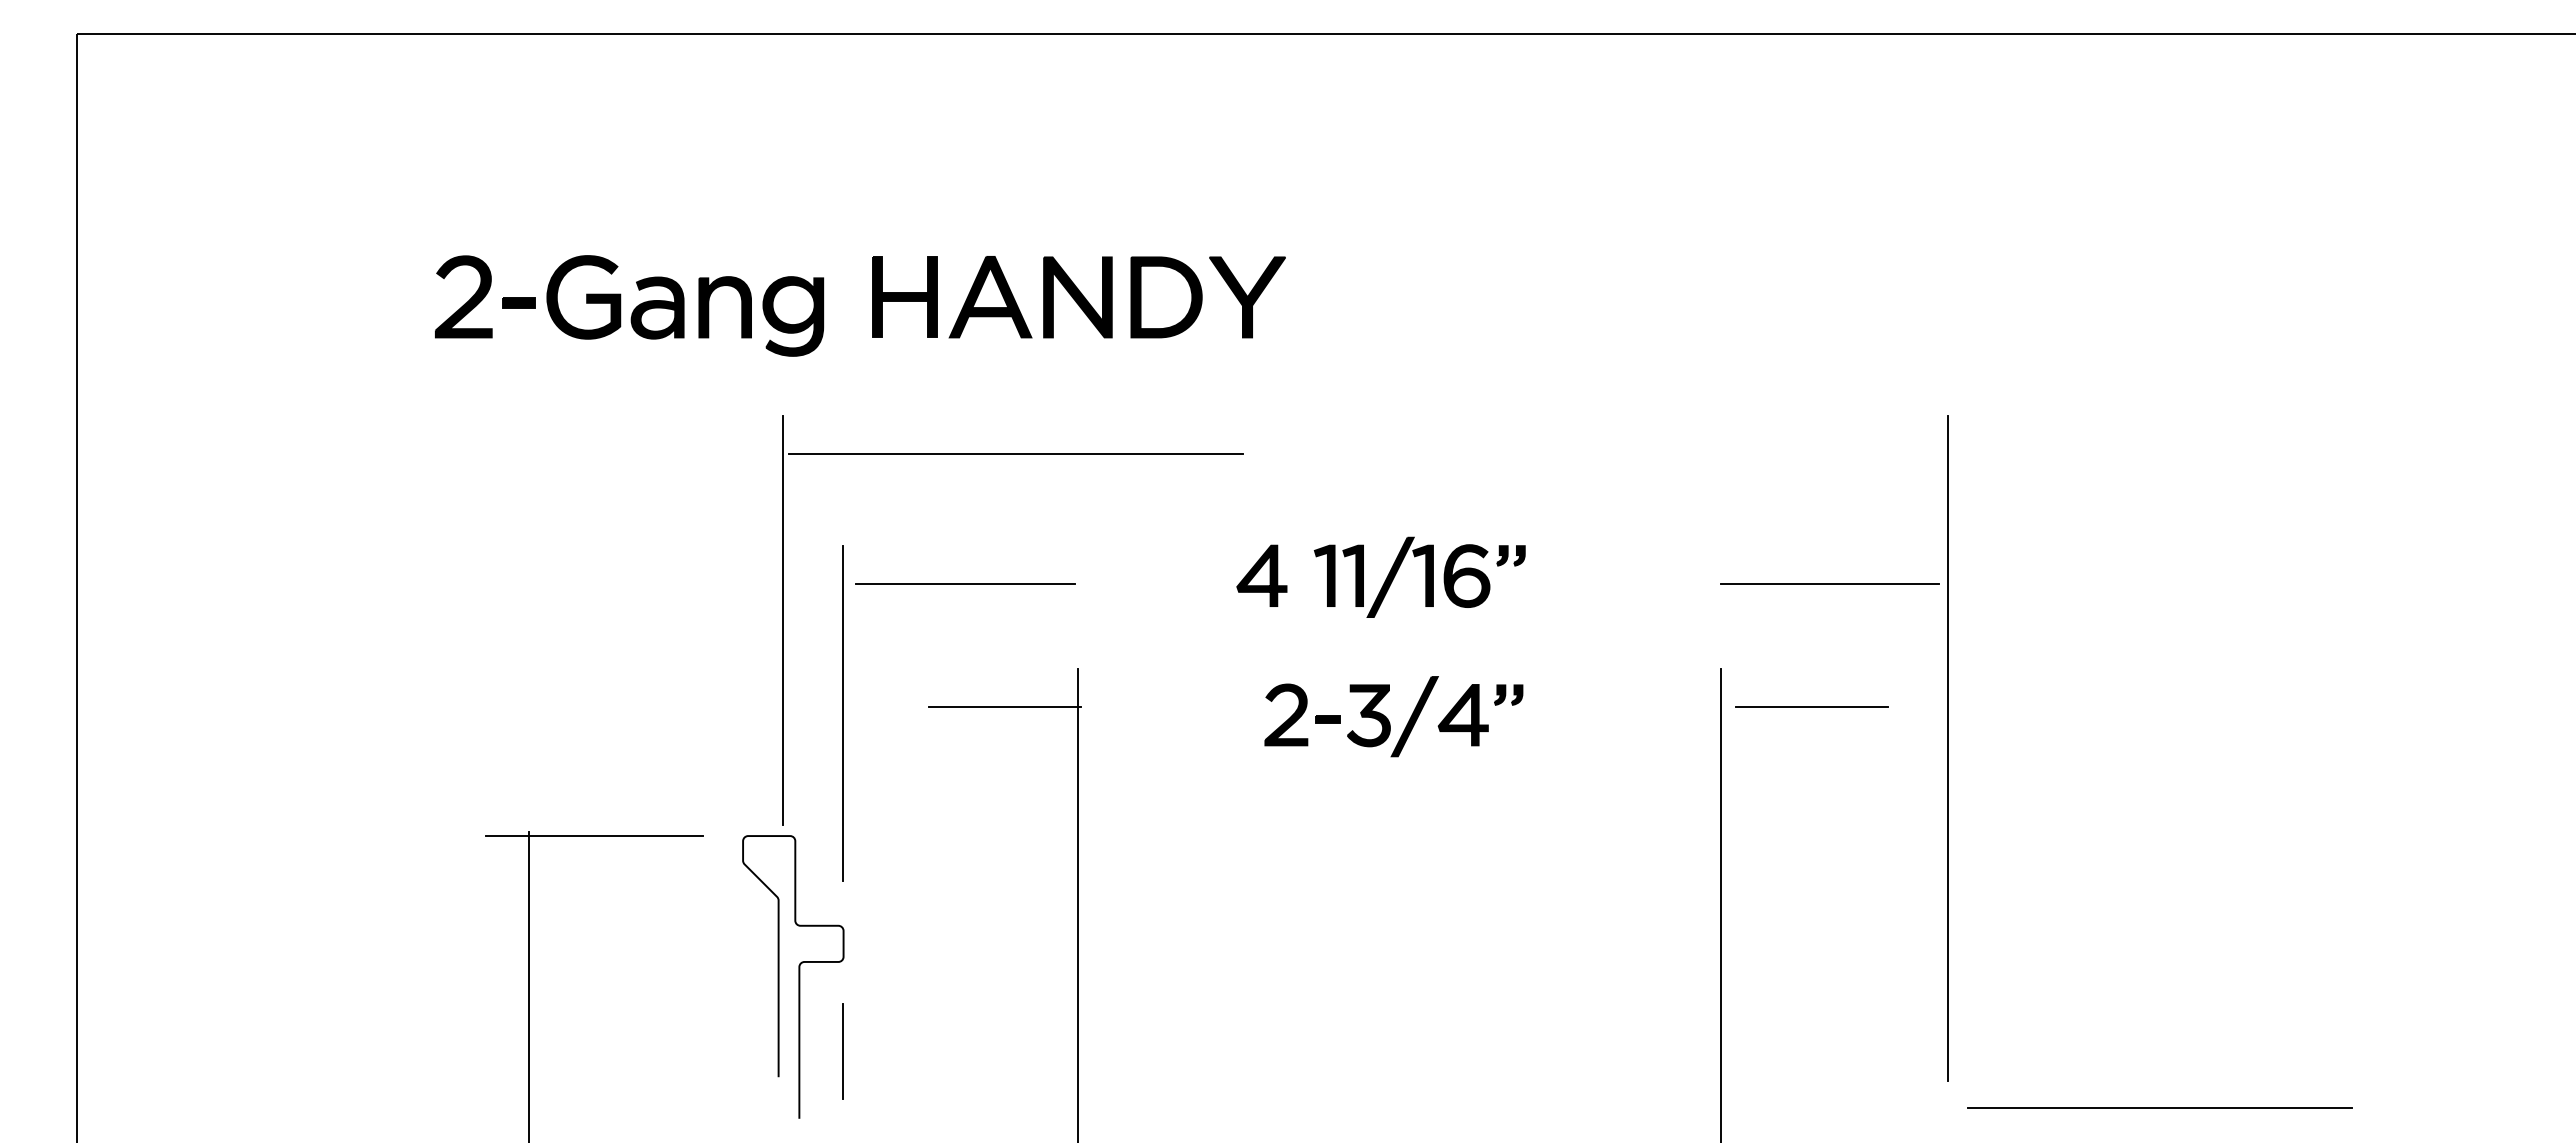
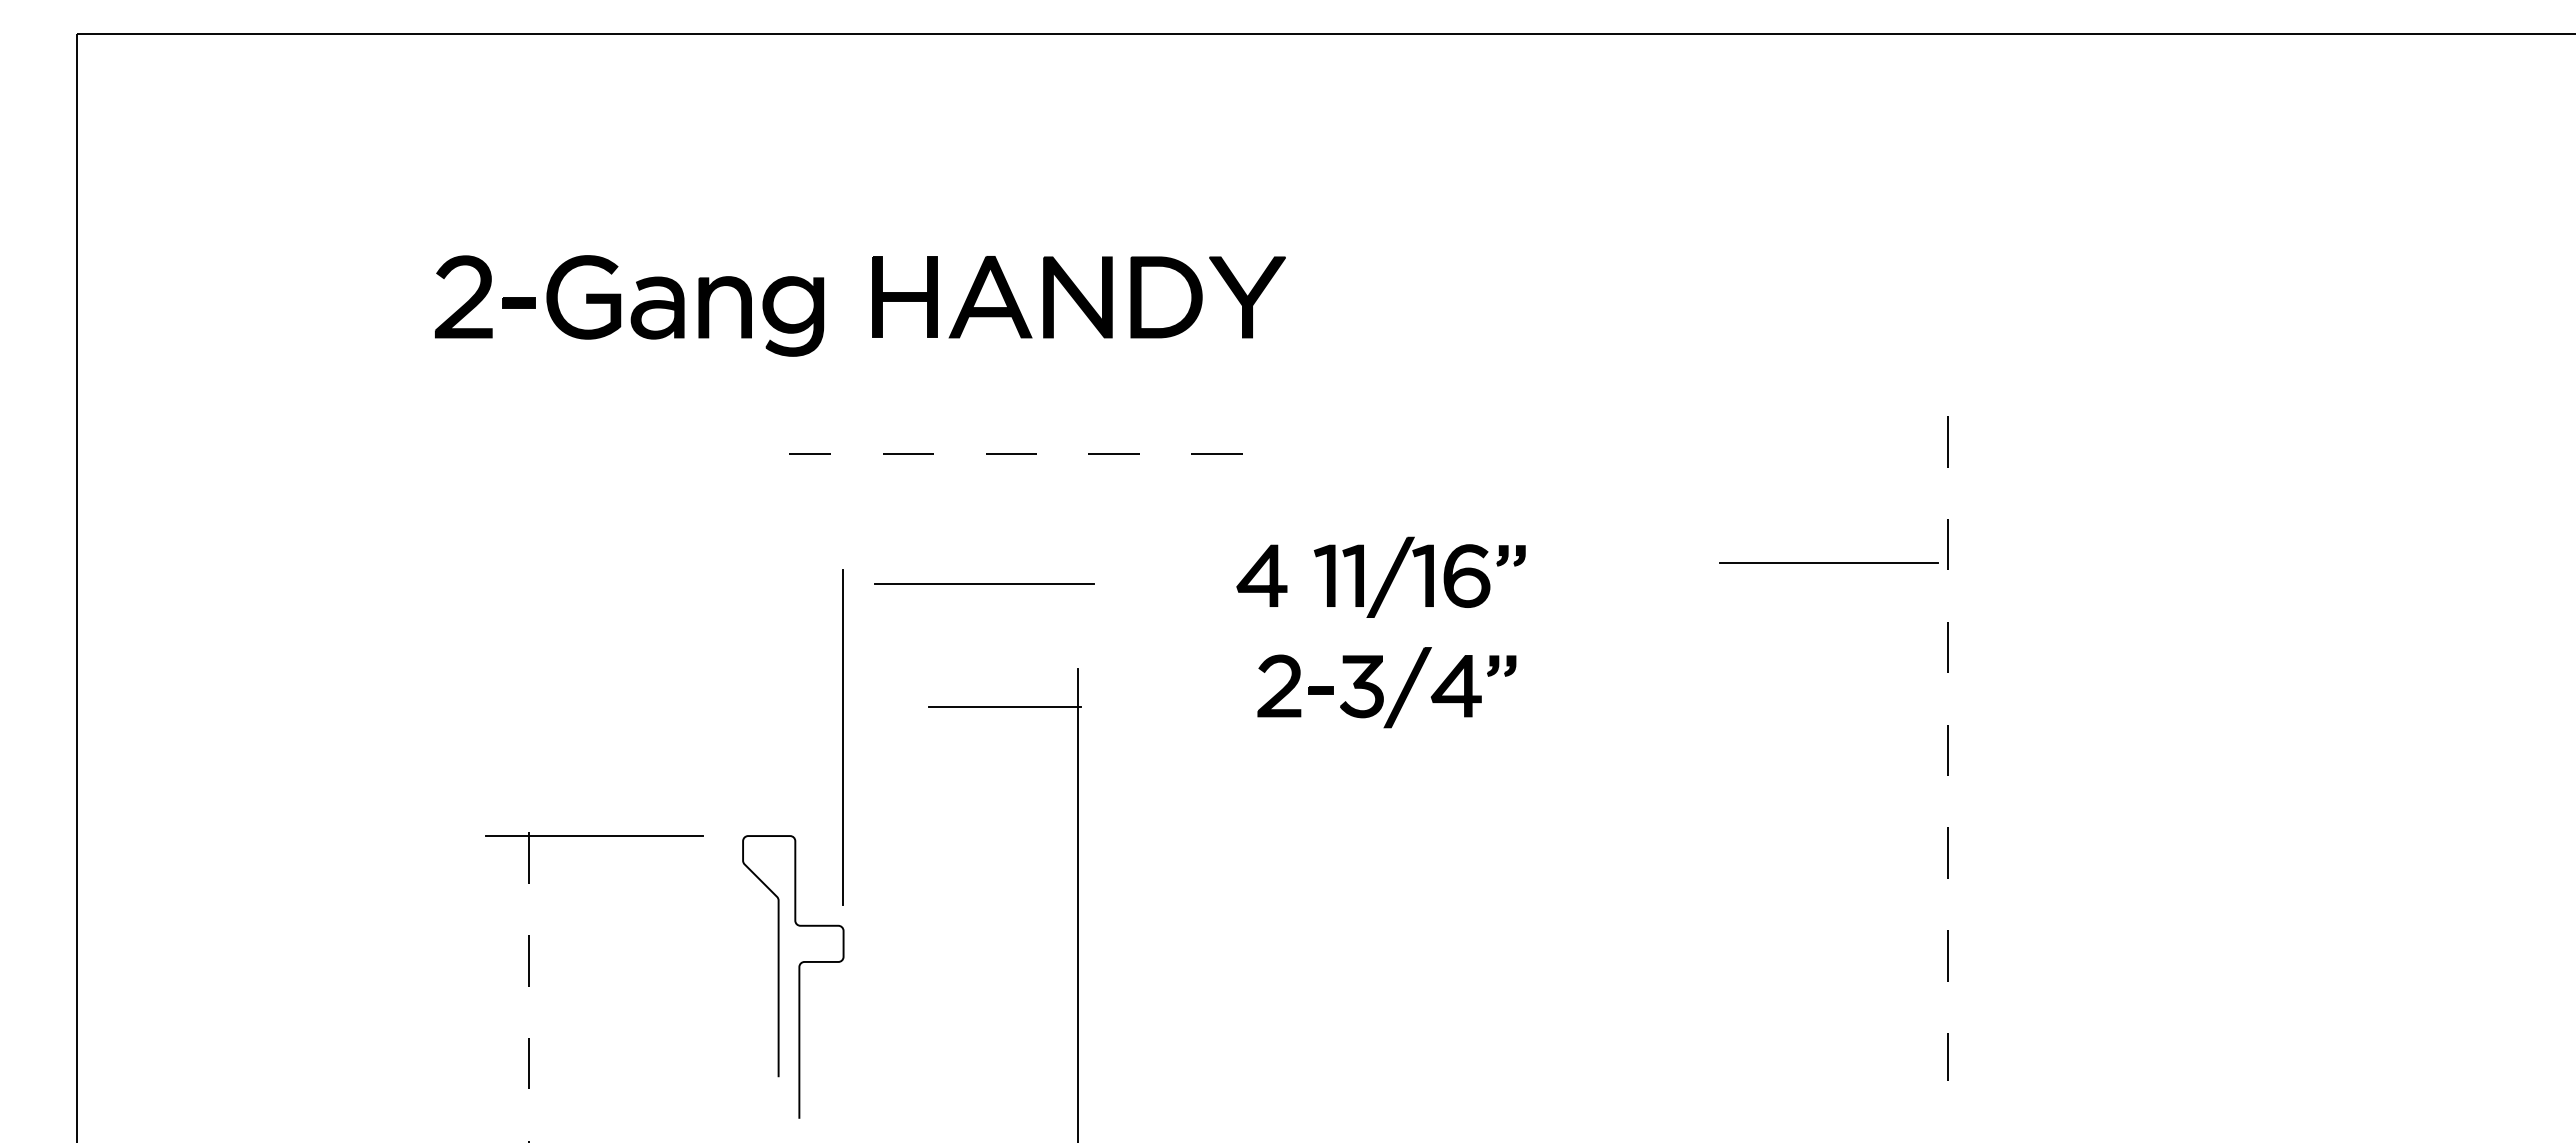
line: solid -> dashed (1015, 454)
line position: (965, 583) -> (984, 583) (984, 583)
line position: (1829, 583) -> (1828, 562) (1828, 562)
line: present -> none (782, 620)
line: present -> none (1811, 706)
line position: (842, 713) -> (842, 737) (842, 737)
part position: (1393, 716) -> (1386, 687) (1386, 687)
line: solid -> dashed (1948, 748)
line: present -> none (1720, 904)
line: solid -> dashed (528, 987)
line: present -> none (843, 1050)
line: present -> none (2159, 1108)
